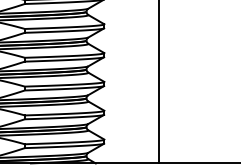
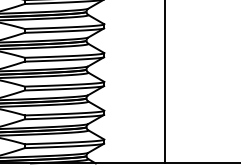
line position: (158, 81) -> (164, 81) (164, 81)
